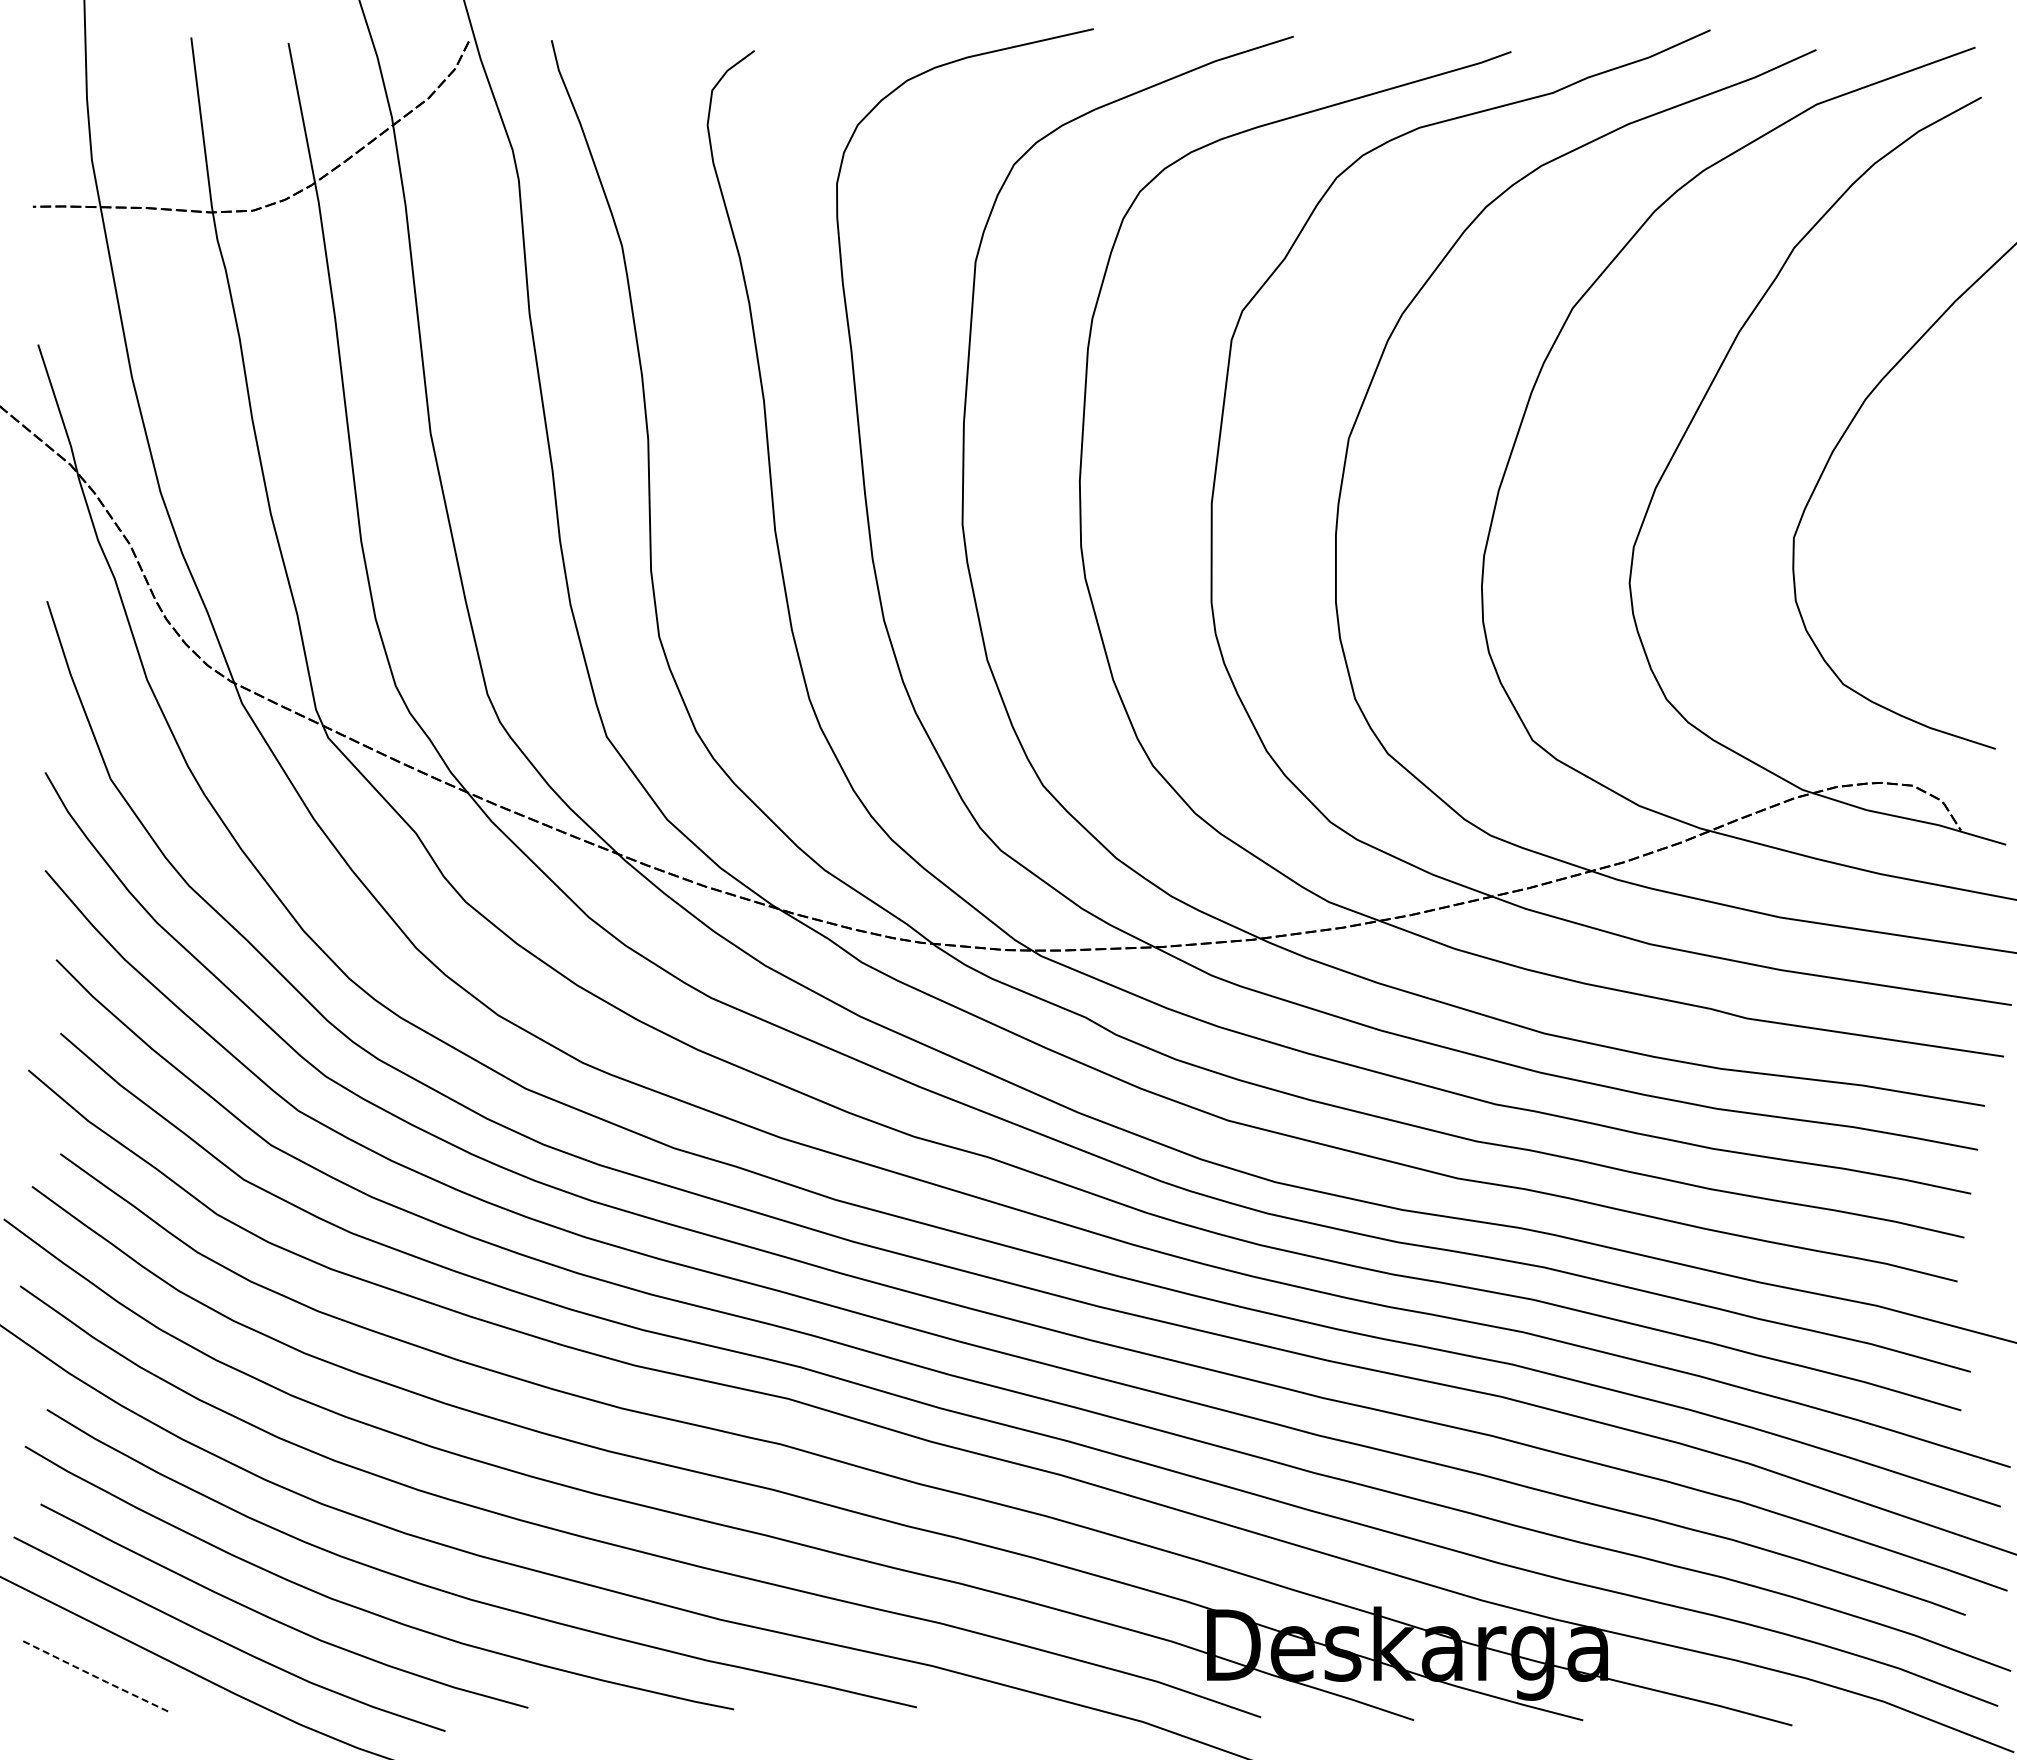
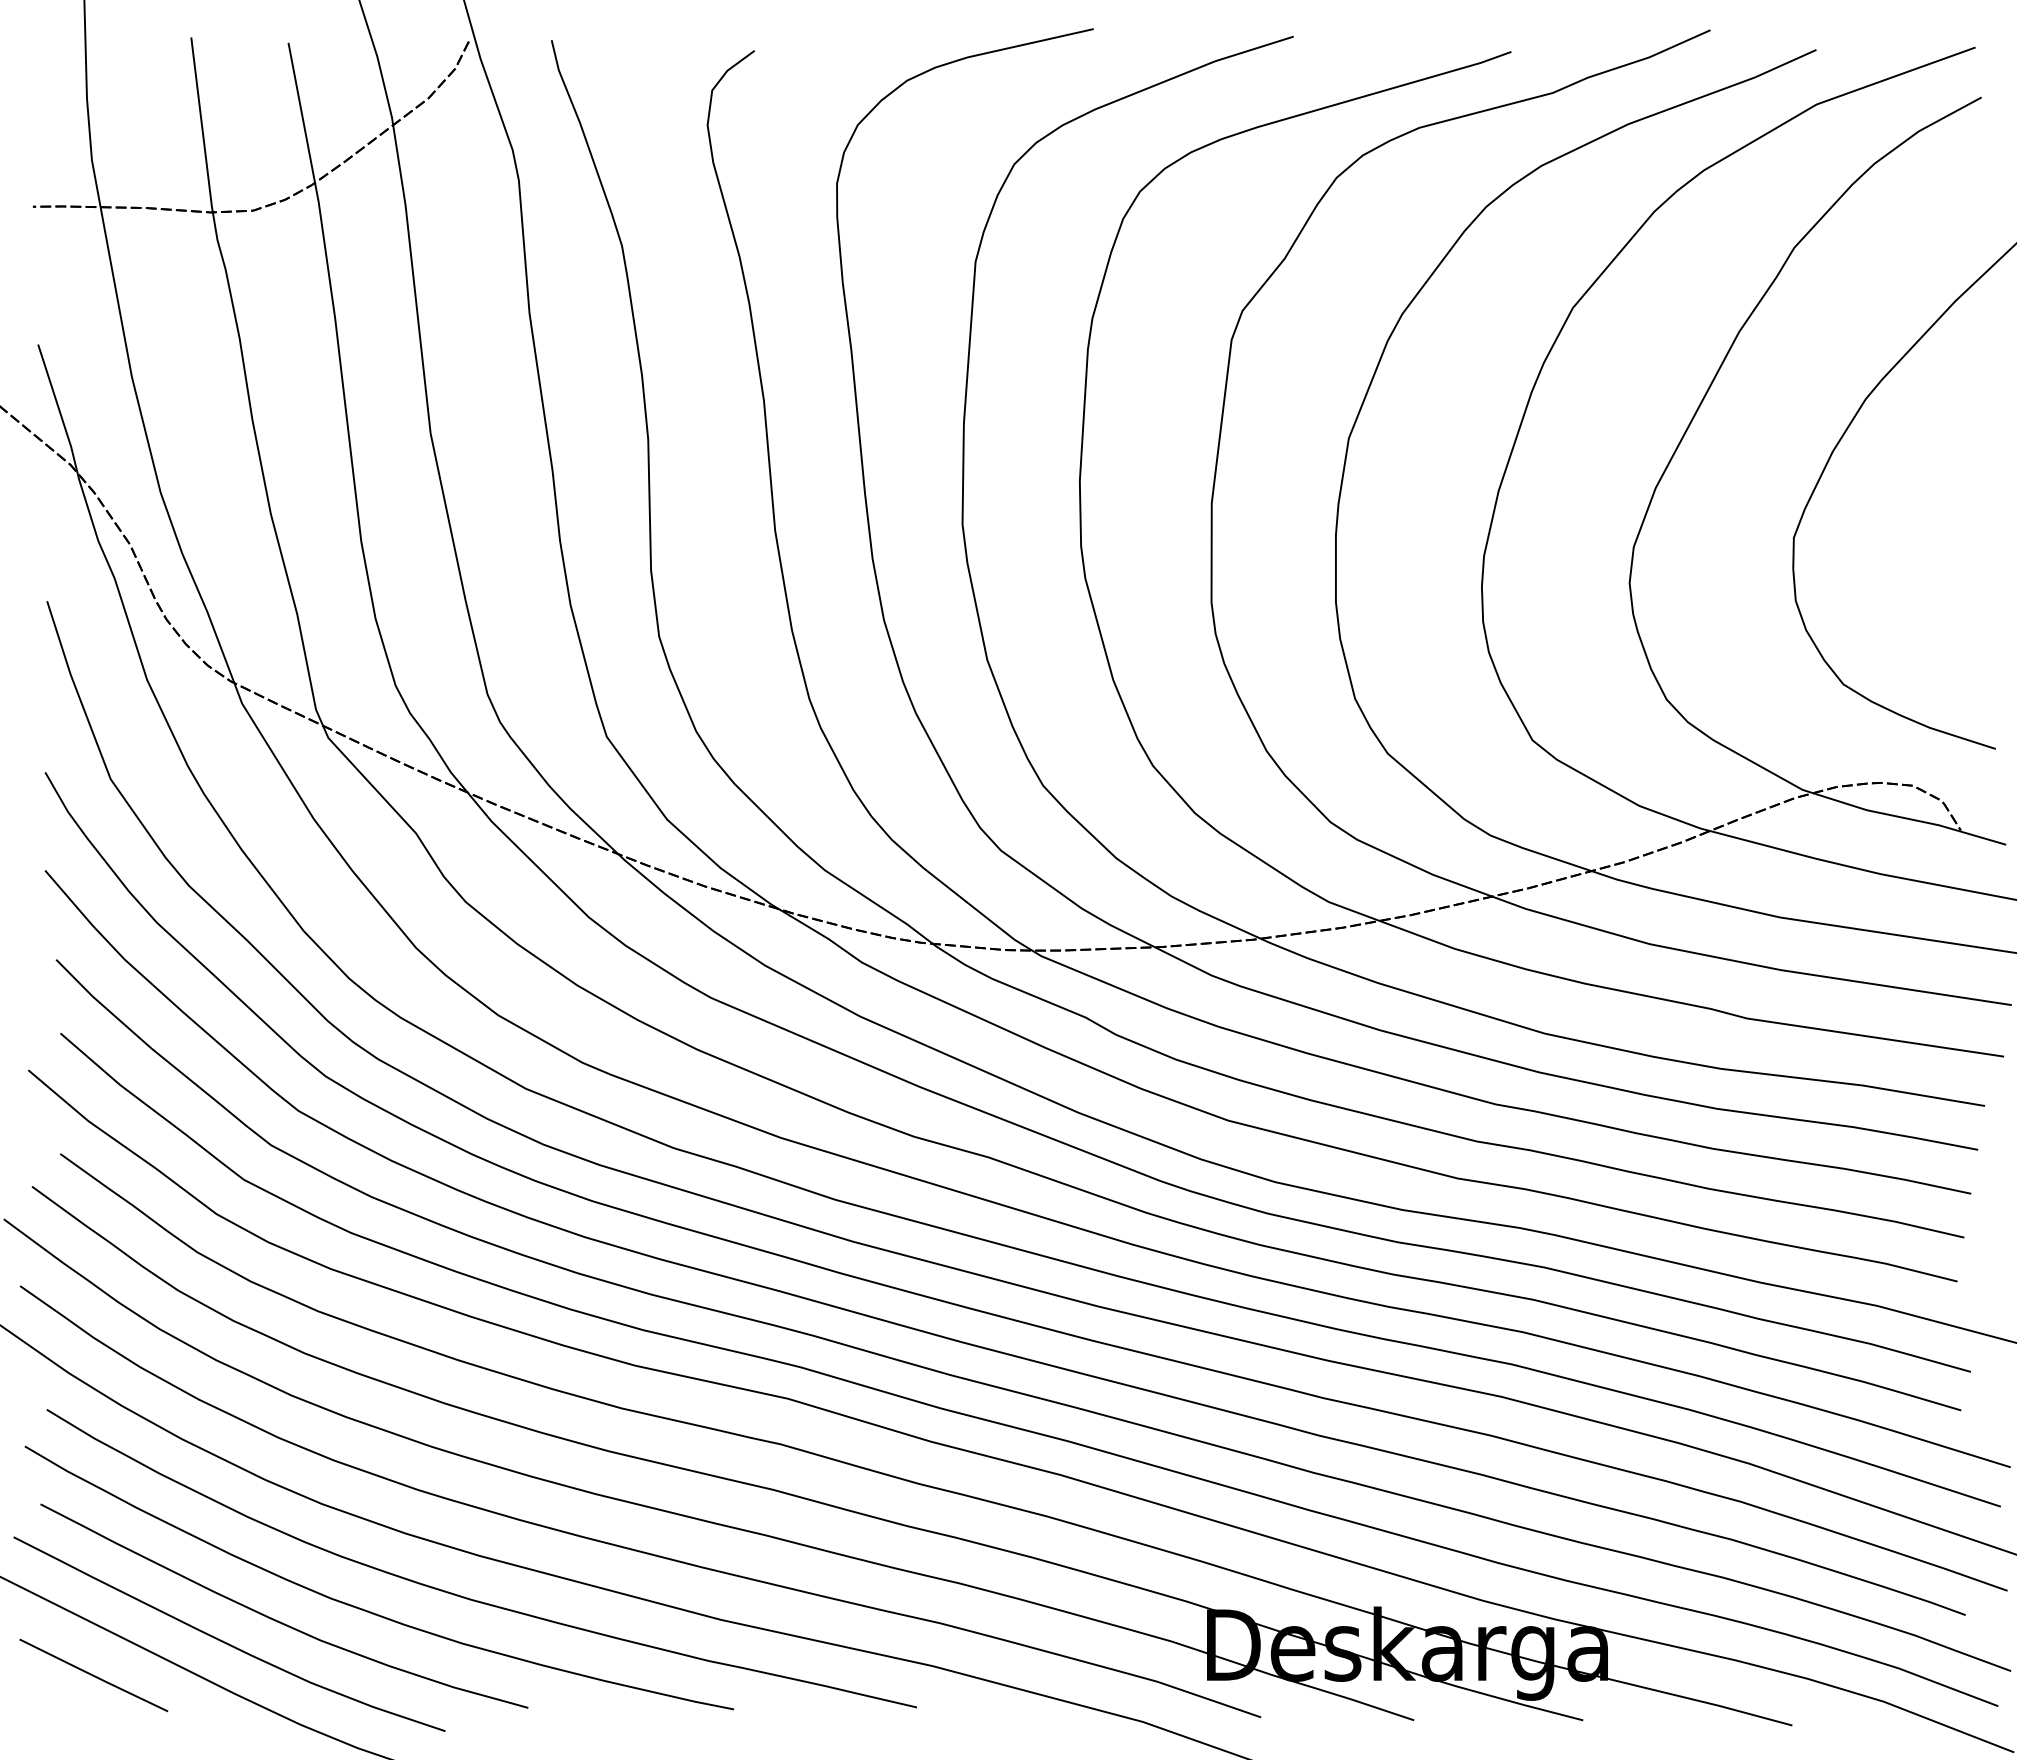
line: dashed -> solid (93, 1675)
